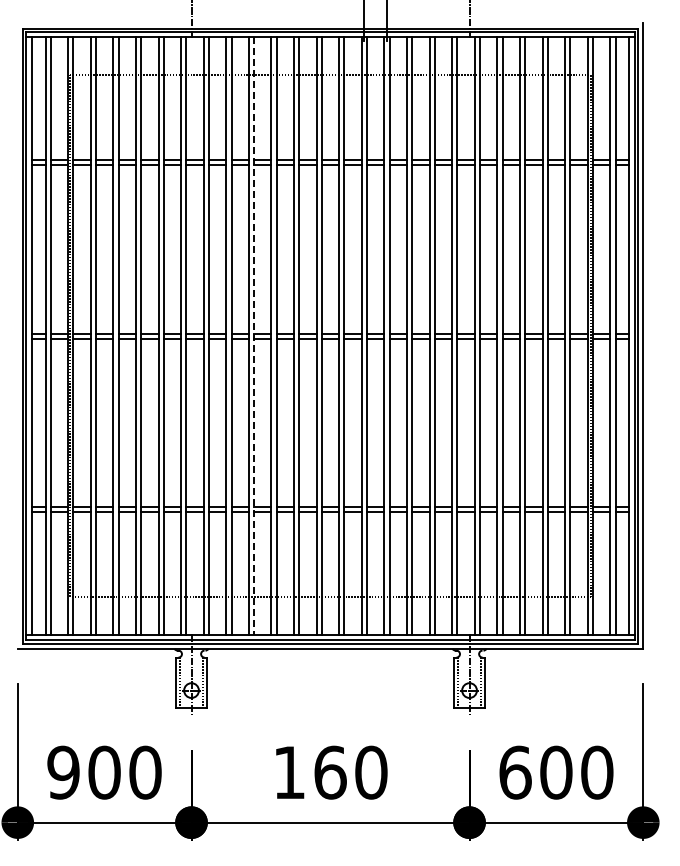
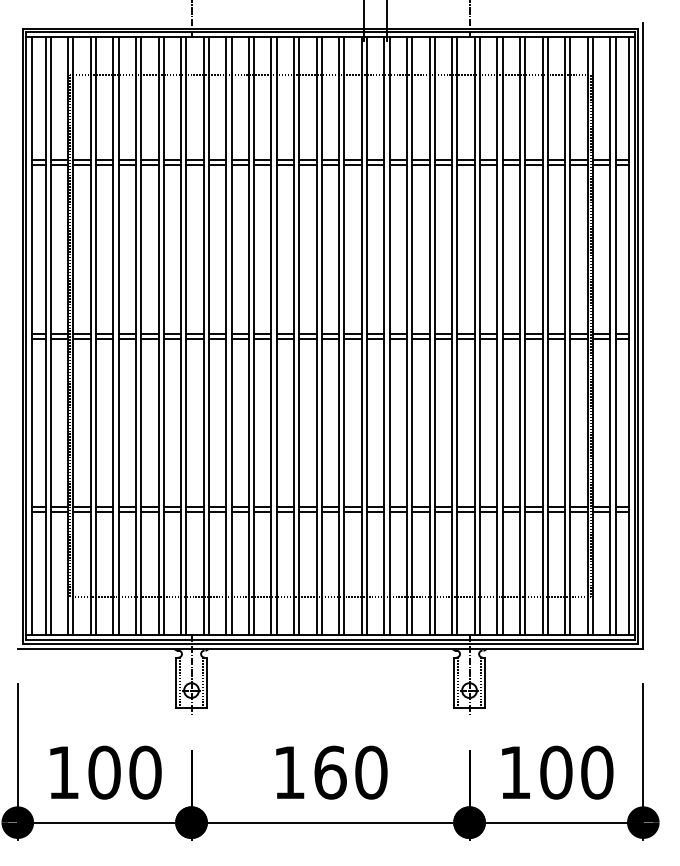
line: dashed -> solid (254, 336)
text: 900 -> 100 (63, 772)
text: 600 -> 100 (515, 772)
